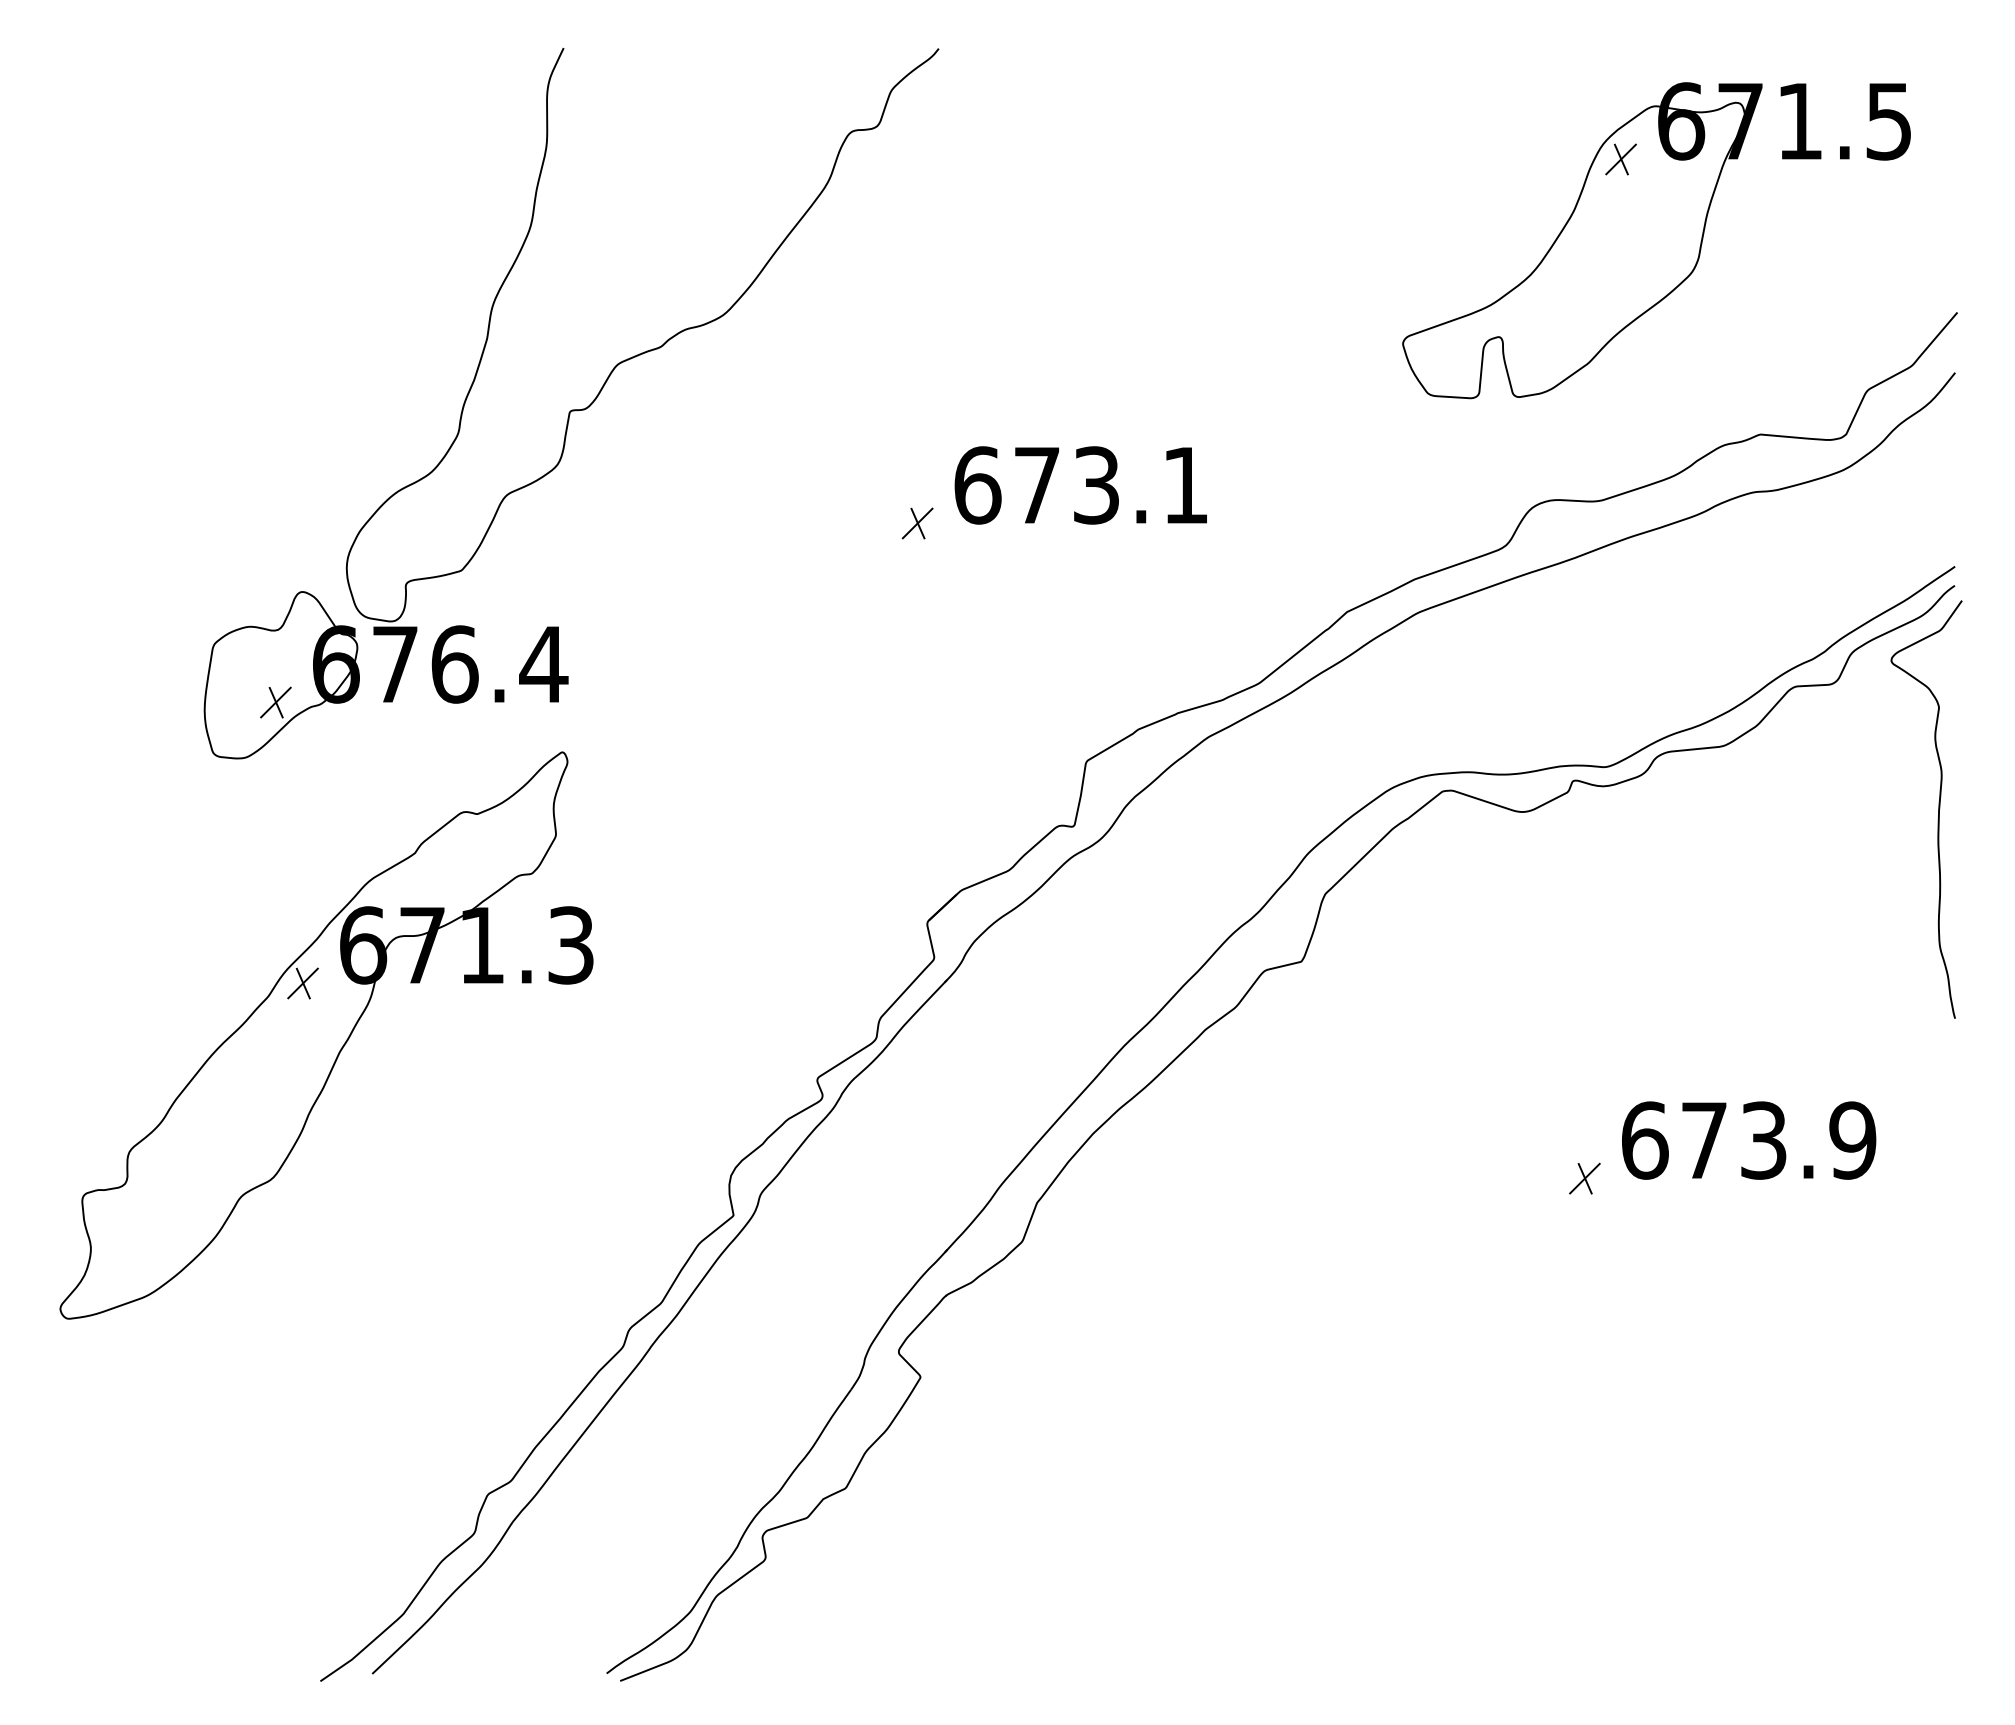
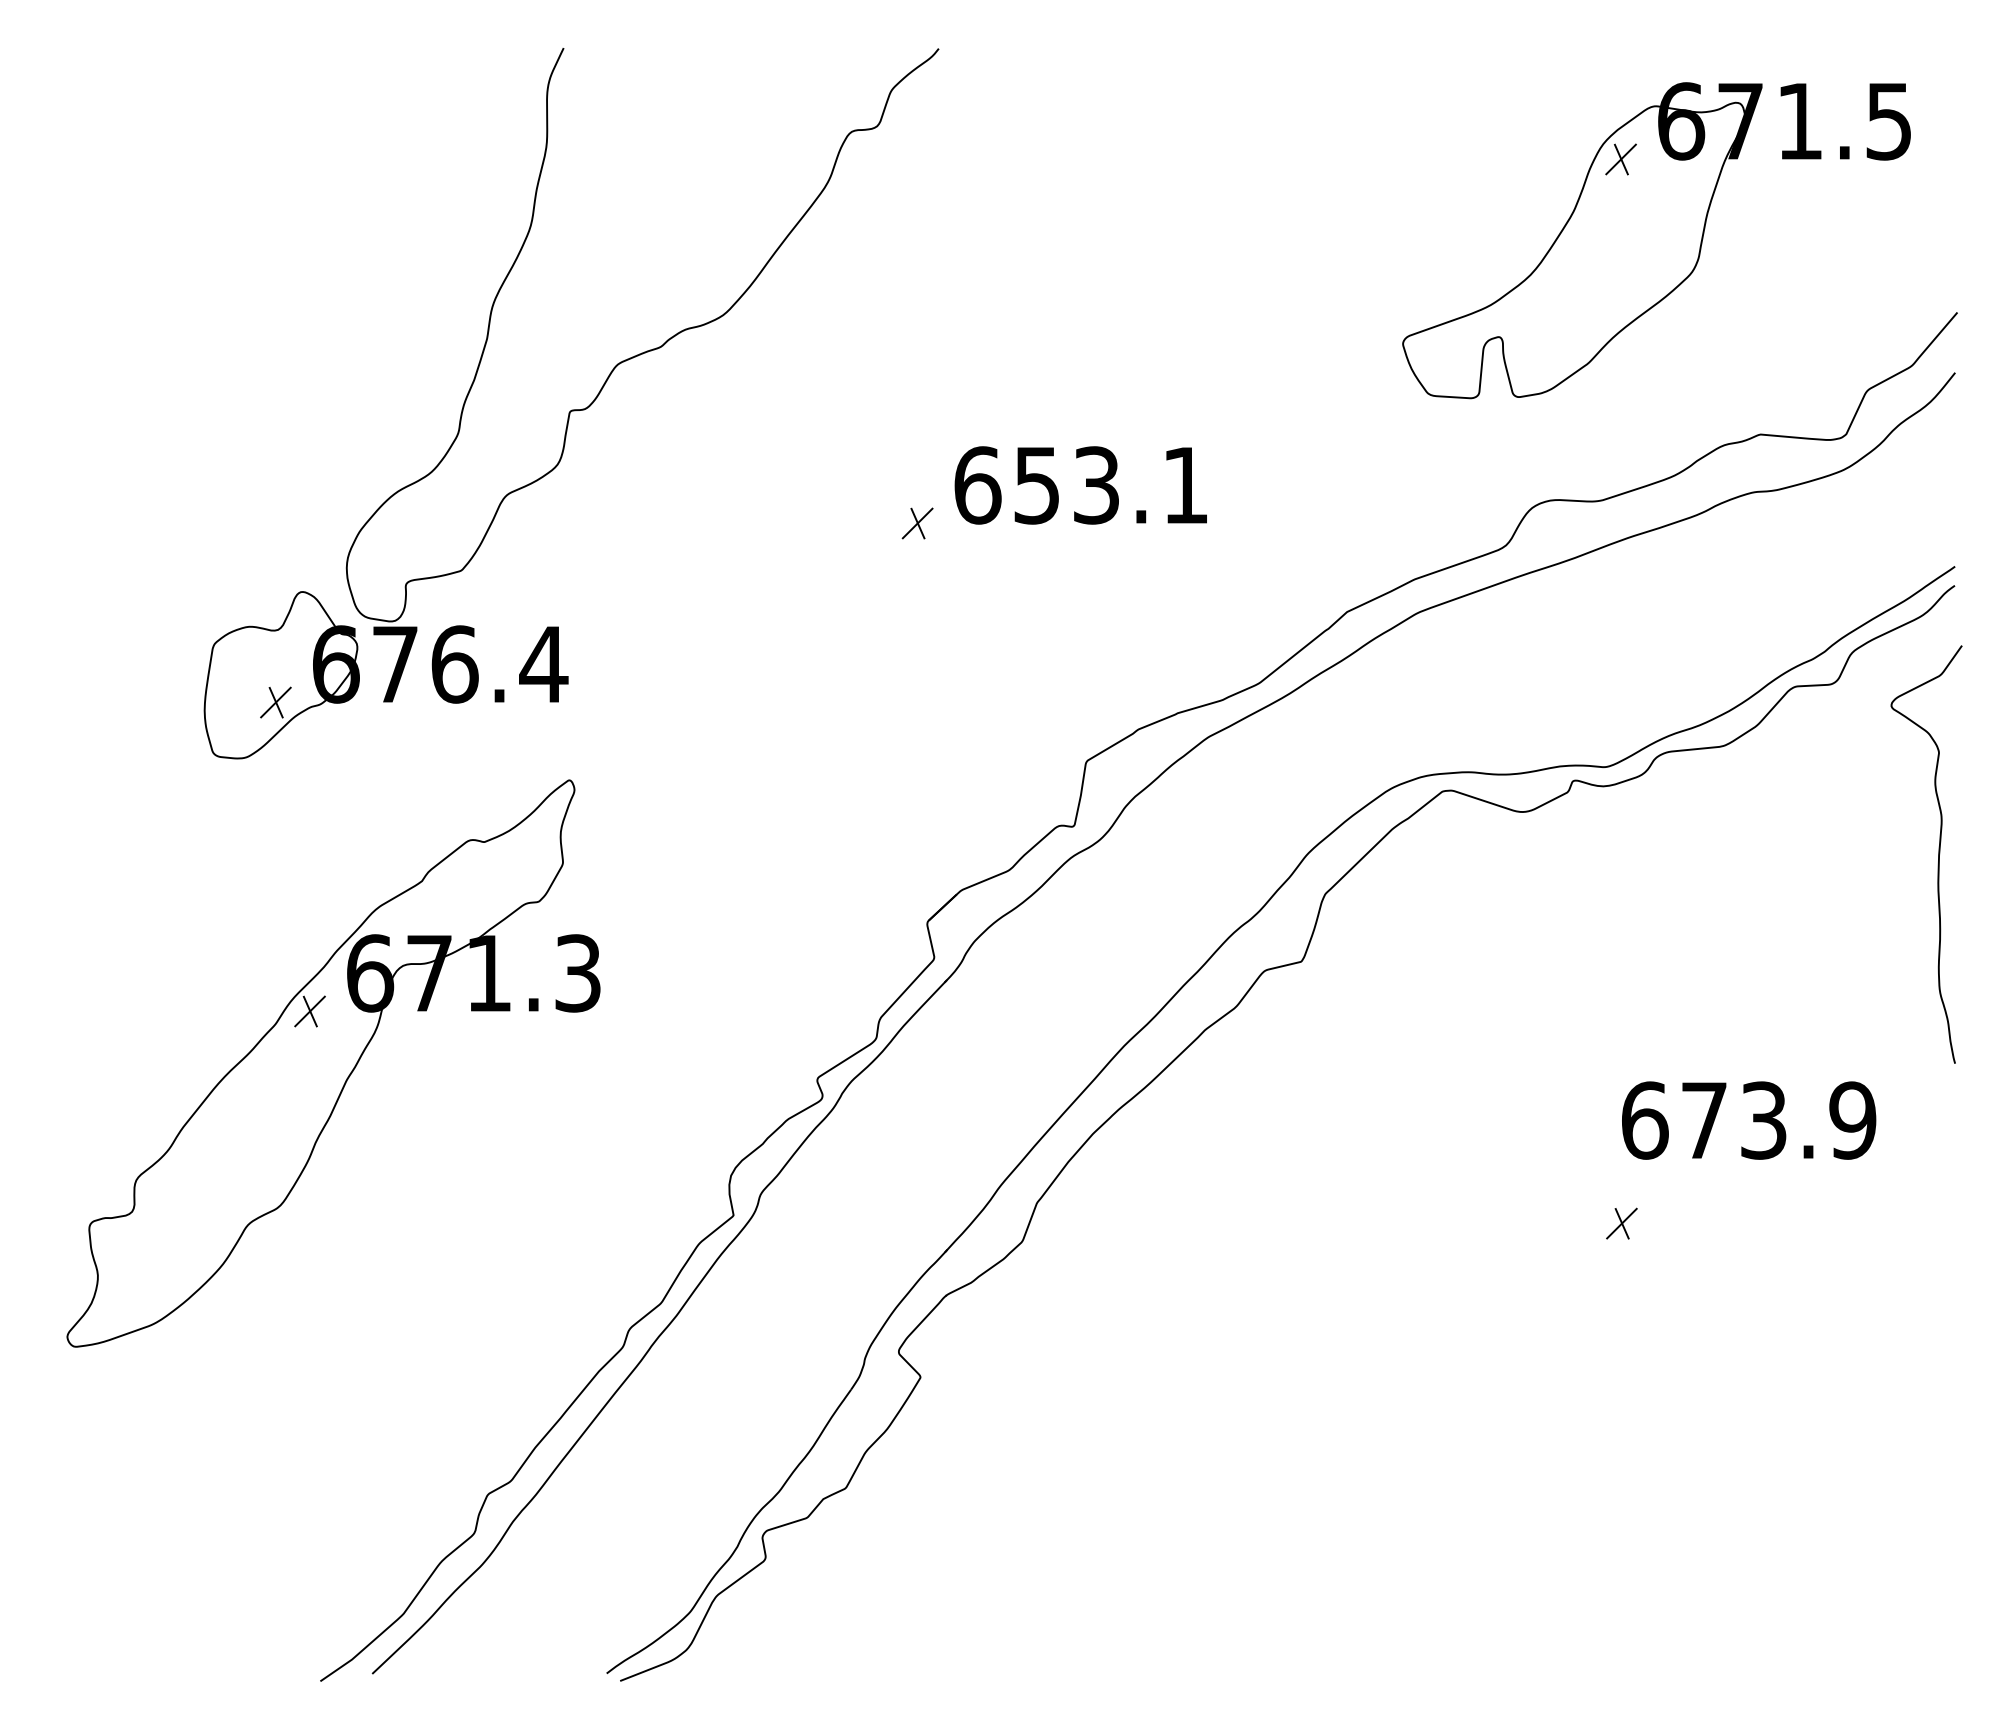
text: 673.1 -> 653.1 (1036, 485)
curve position: (1938, 809) -> (1938, 854) (1938, 854)
part position: (326, 1035) -> (333, 1063) (333, 1063)
text position: (1749, 1140) -> (1749, 1120) (1749, 1120)
part position: (1584, 1178) -> (1621, 1223) (1621, 1223)
